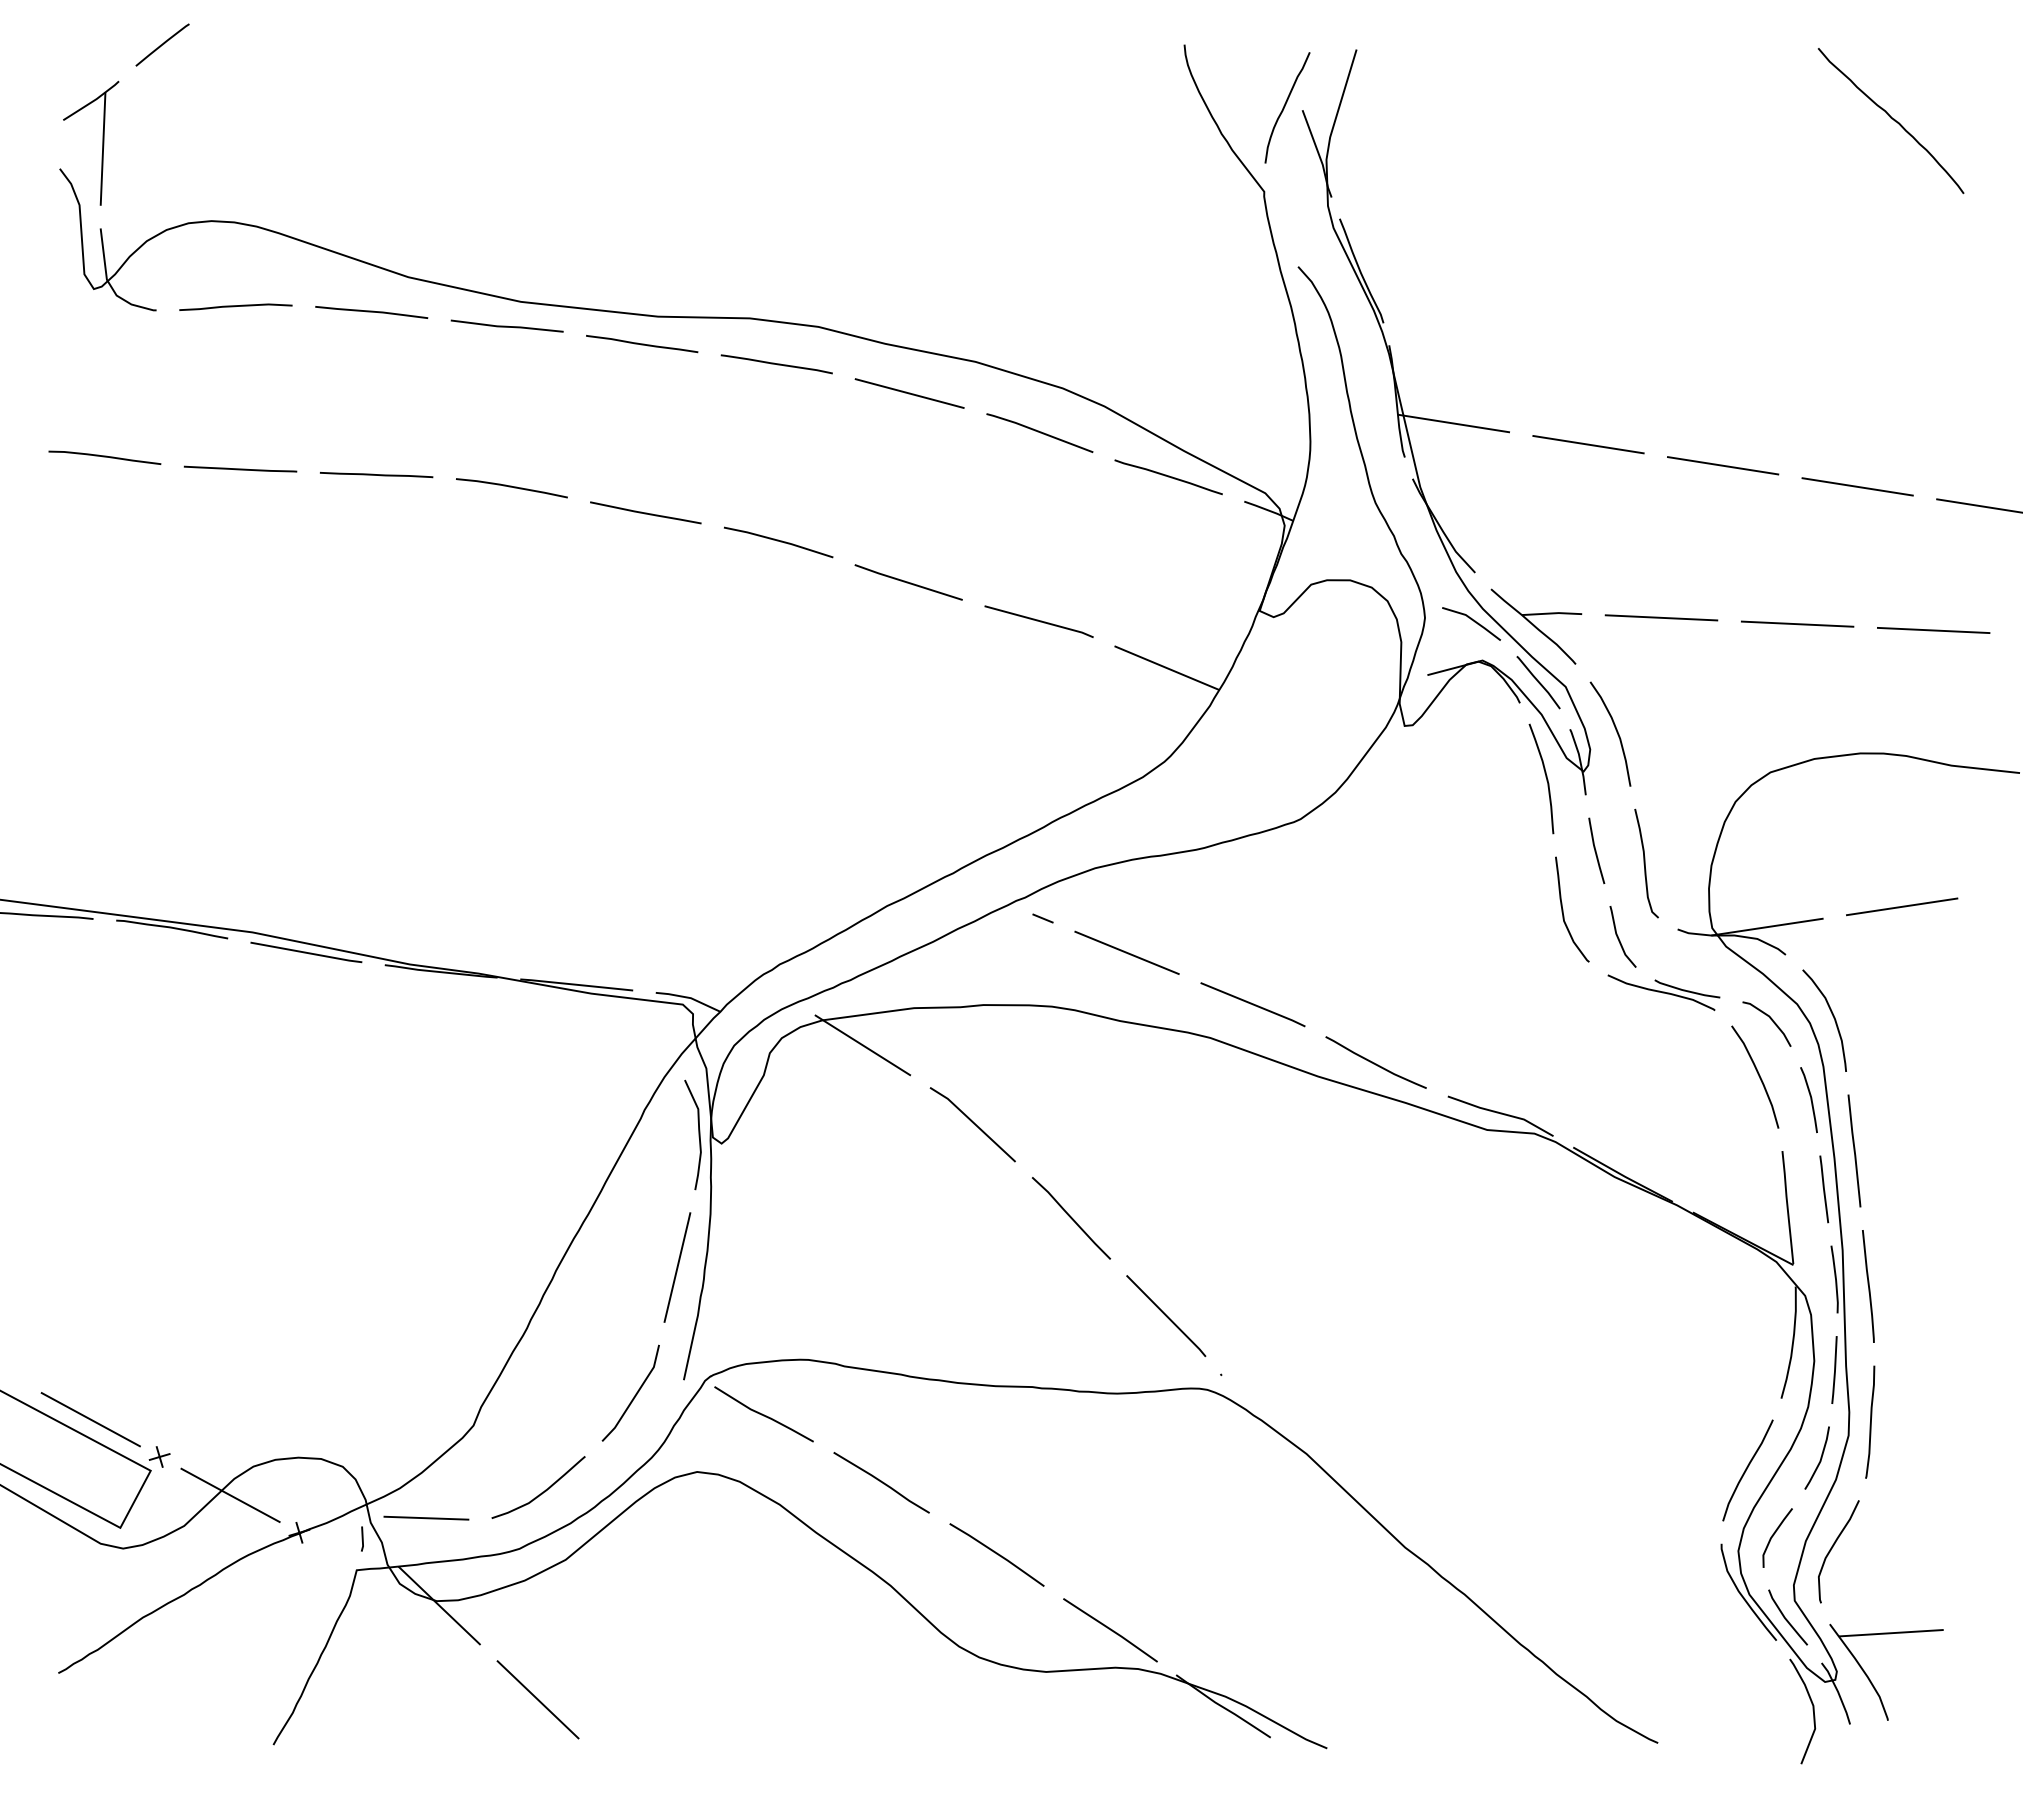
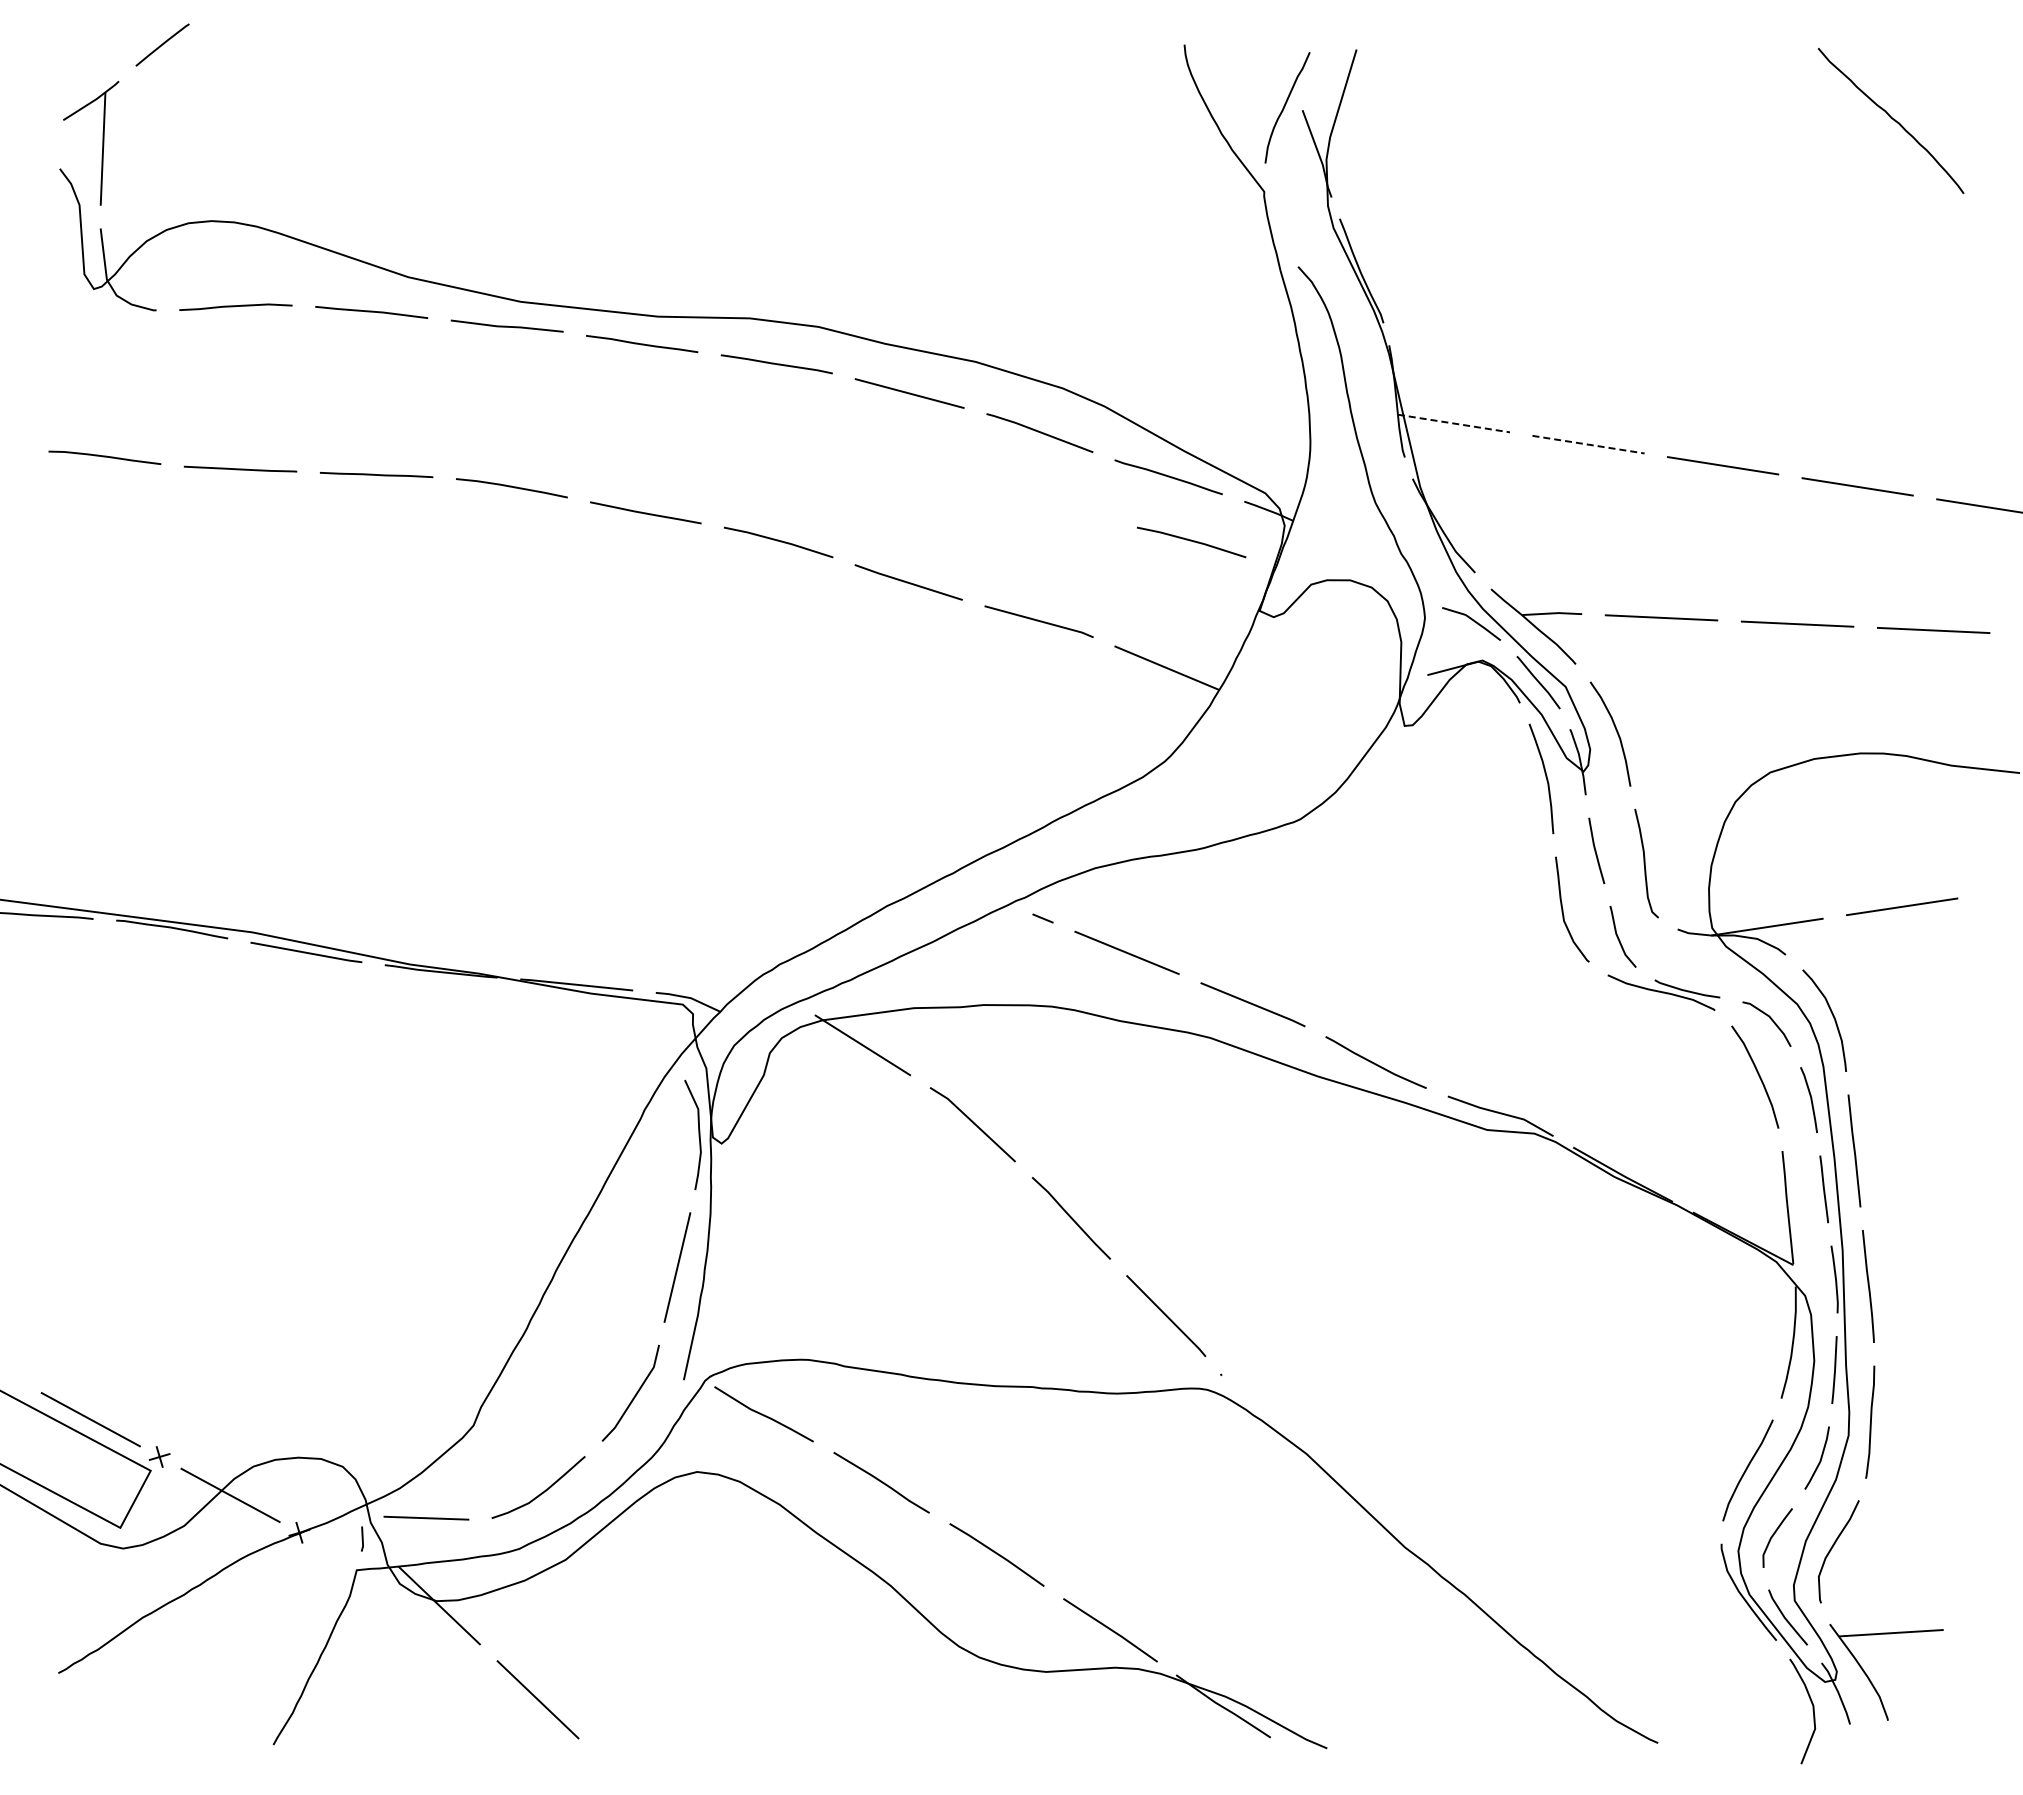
line: solid -> dashed (1452, 423)
line: solid -> dashed (1588, 444)
curve: none -> present (1191, 541)
